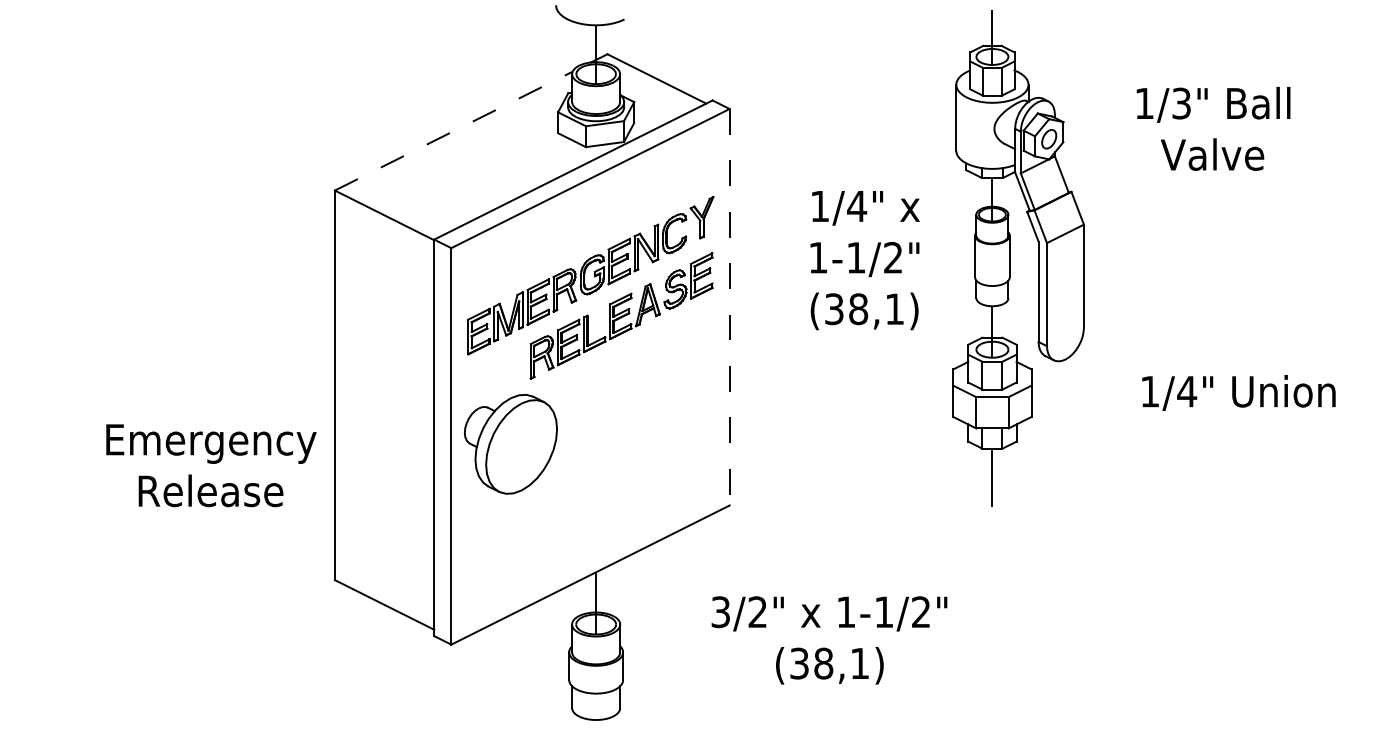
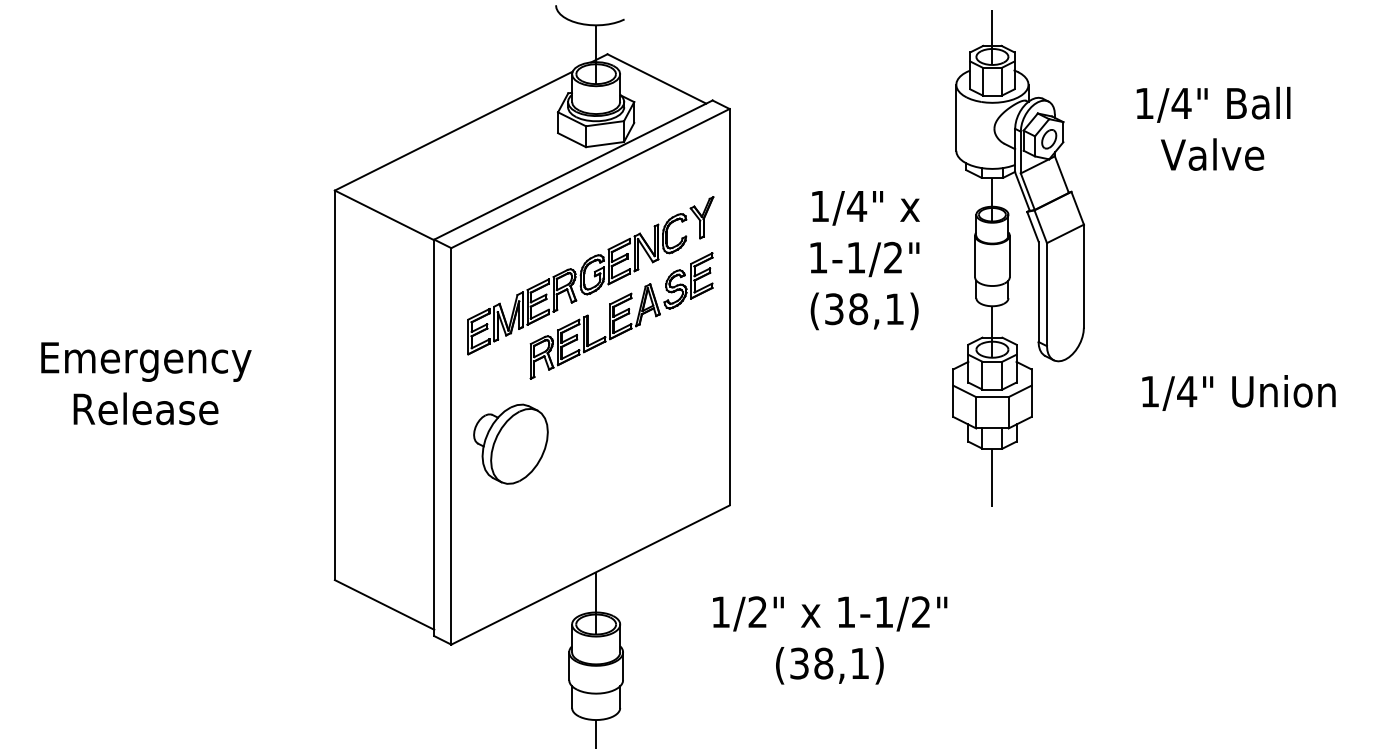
text: 1/3" -> 1/4" (1181, 103)
line: dashed -> solid (453, 131)
line: dashed -> solid (729, 307)
part size: 94x102 px -> 76x82 px (510, 443)
text position: (211, 465) -> (146, 383) (146, 383)
text: 3/2" -> 1/2" (720, 612)
line: none -> present (596, 732)
